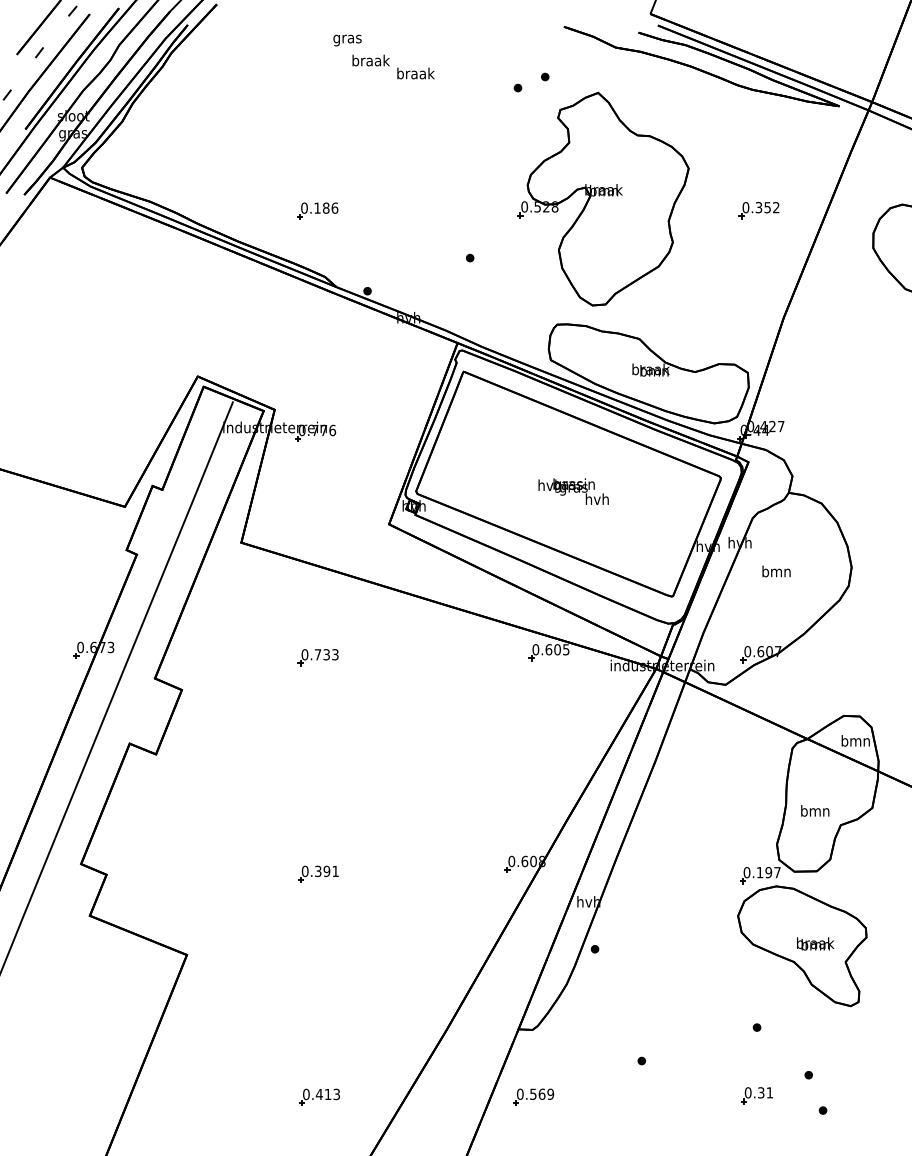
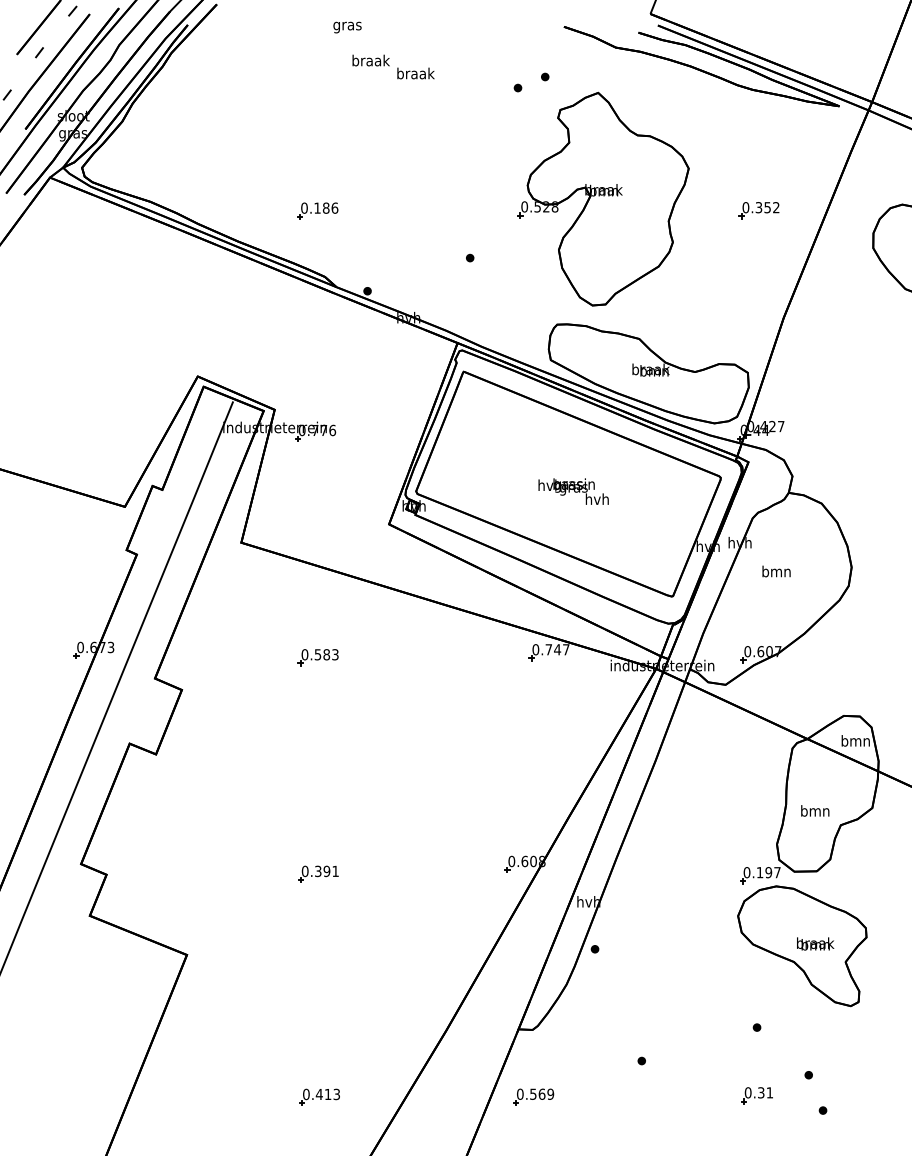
text position: (347, 40) -> (347, 27) (347, 27)
text: 0.605 -> 0.747 (557, 649)
text: 0.733 -> 0.583 (322, 654)
